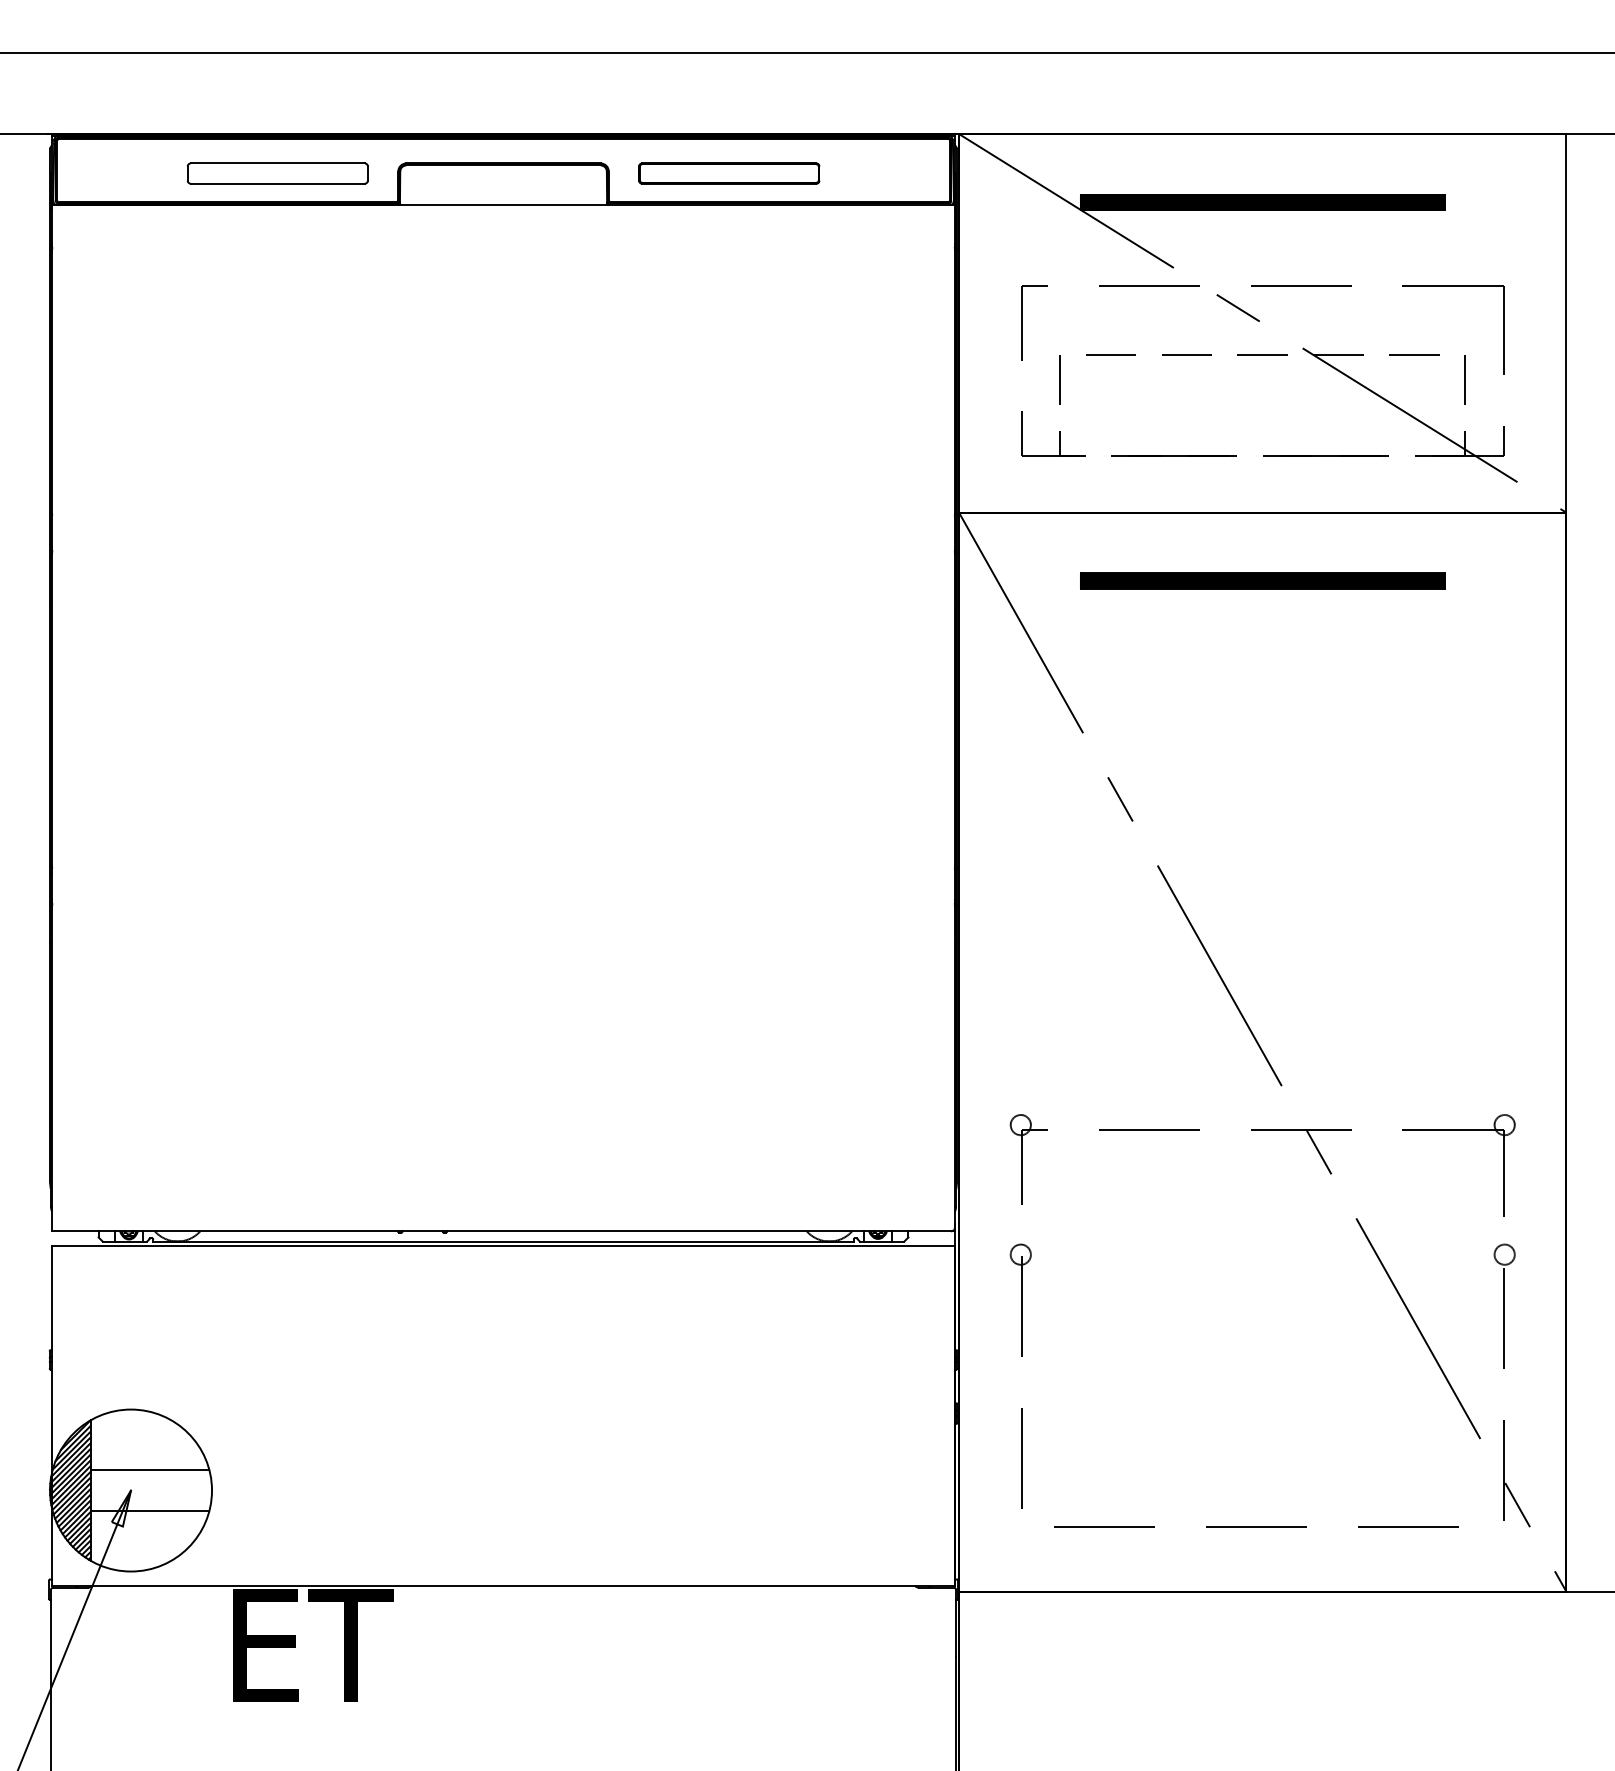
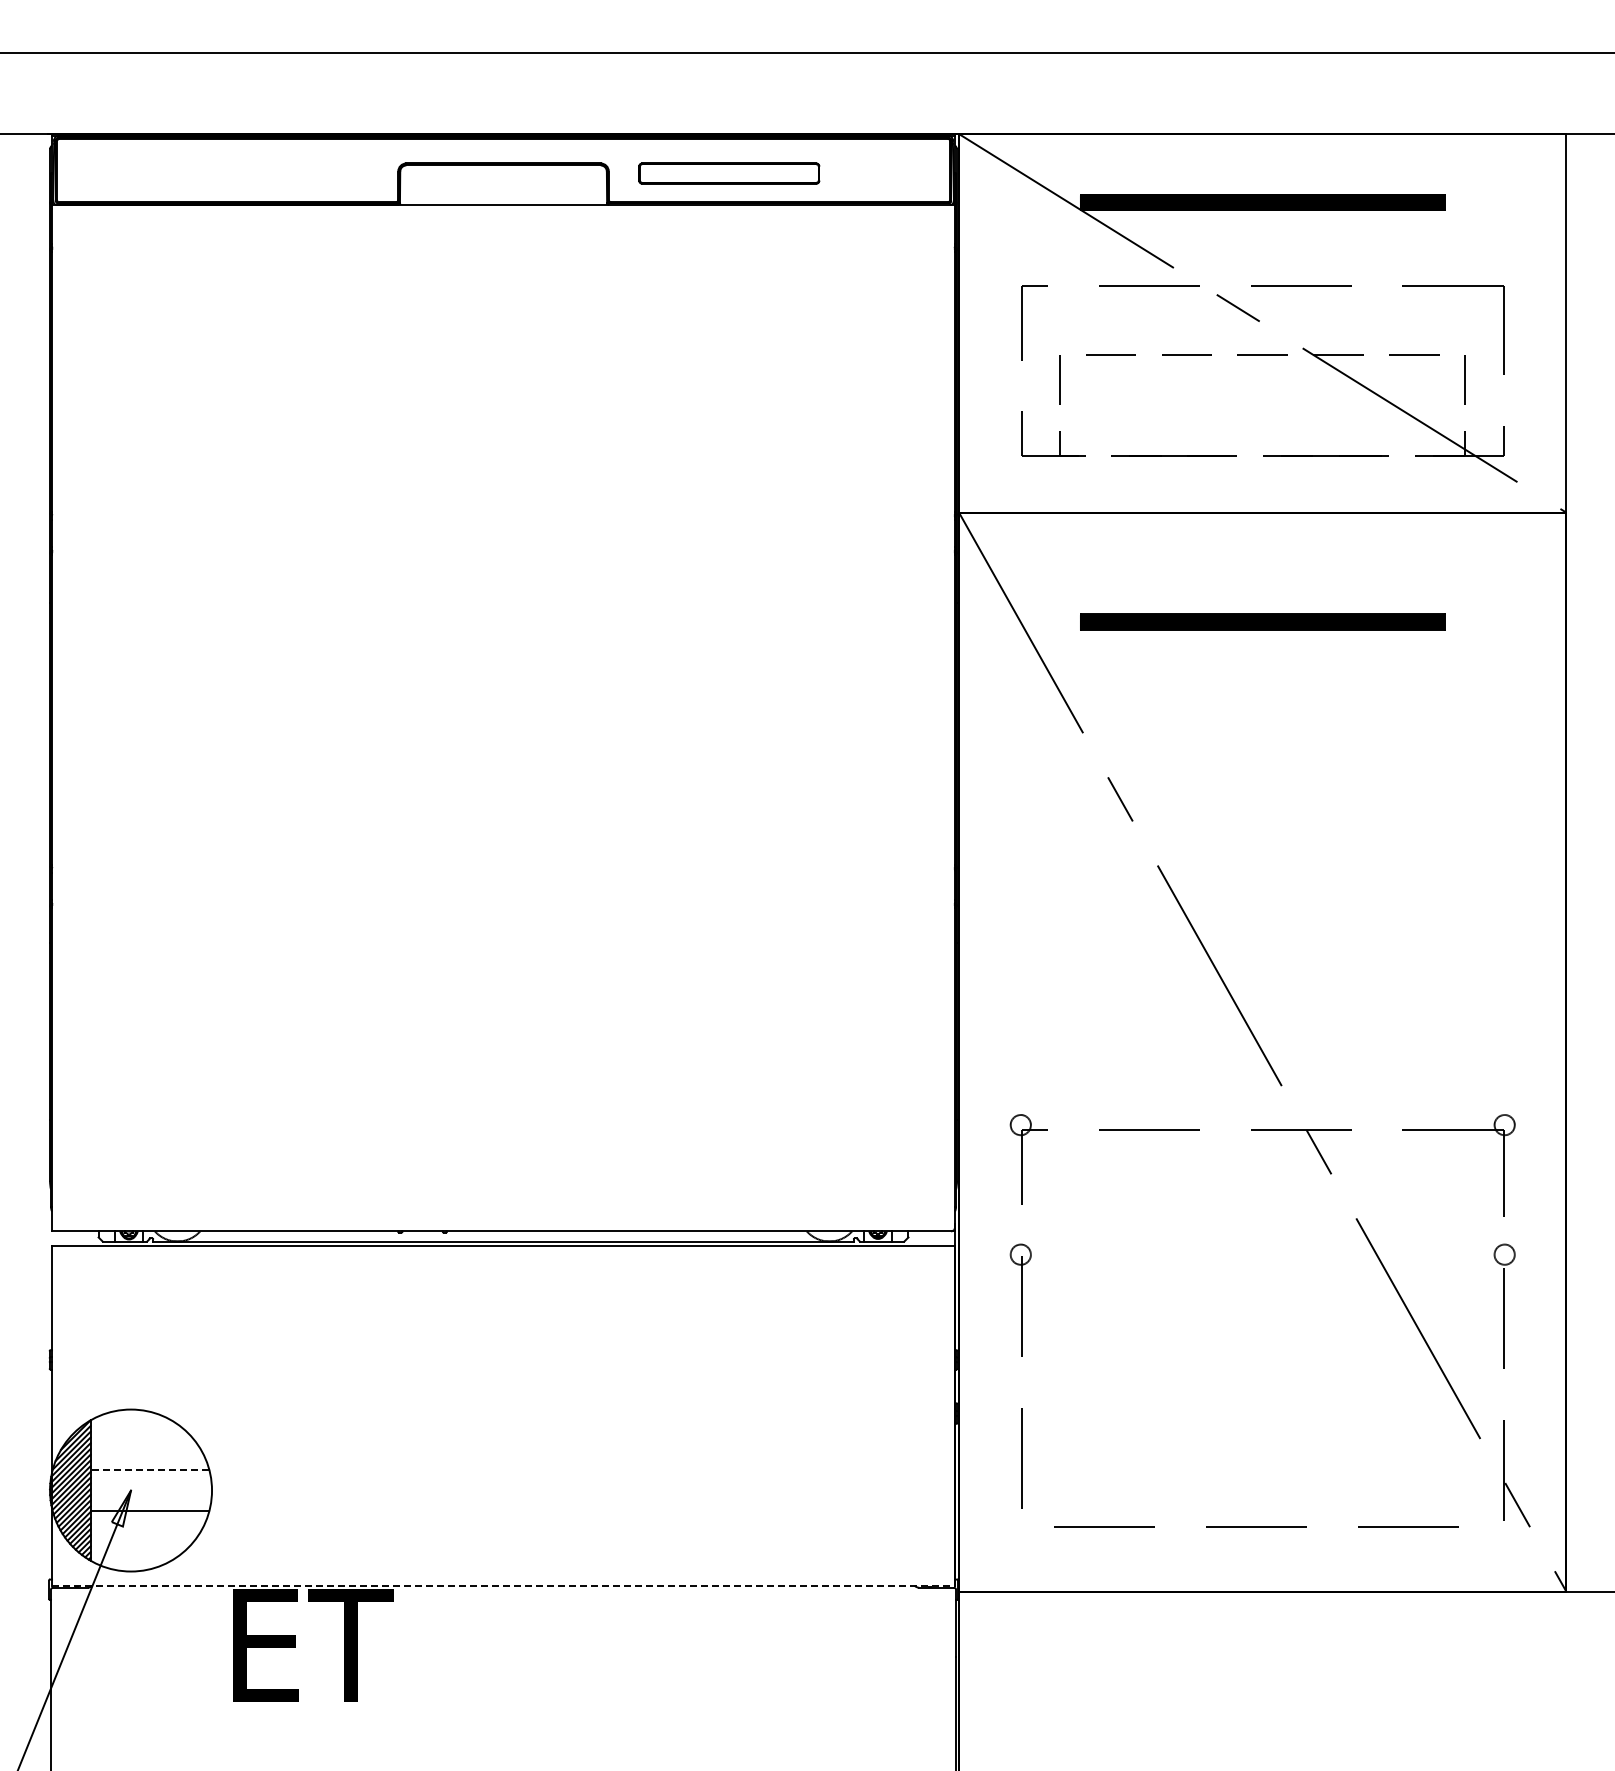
part: present -> none (277, 173)
part position: (1262, 580) -> (1262, 621) (1262, 621)
line: solid -> dashed (149, 1470)
line: solid -> dashed (504, 1585)
